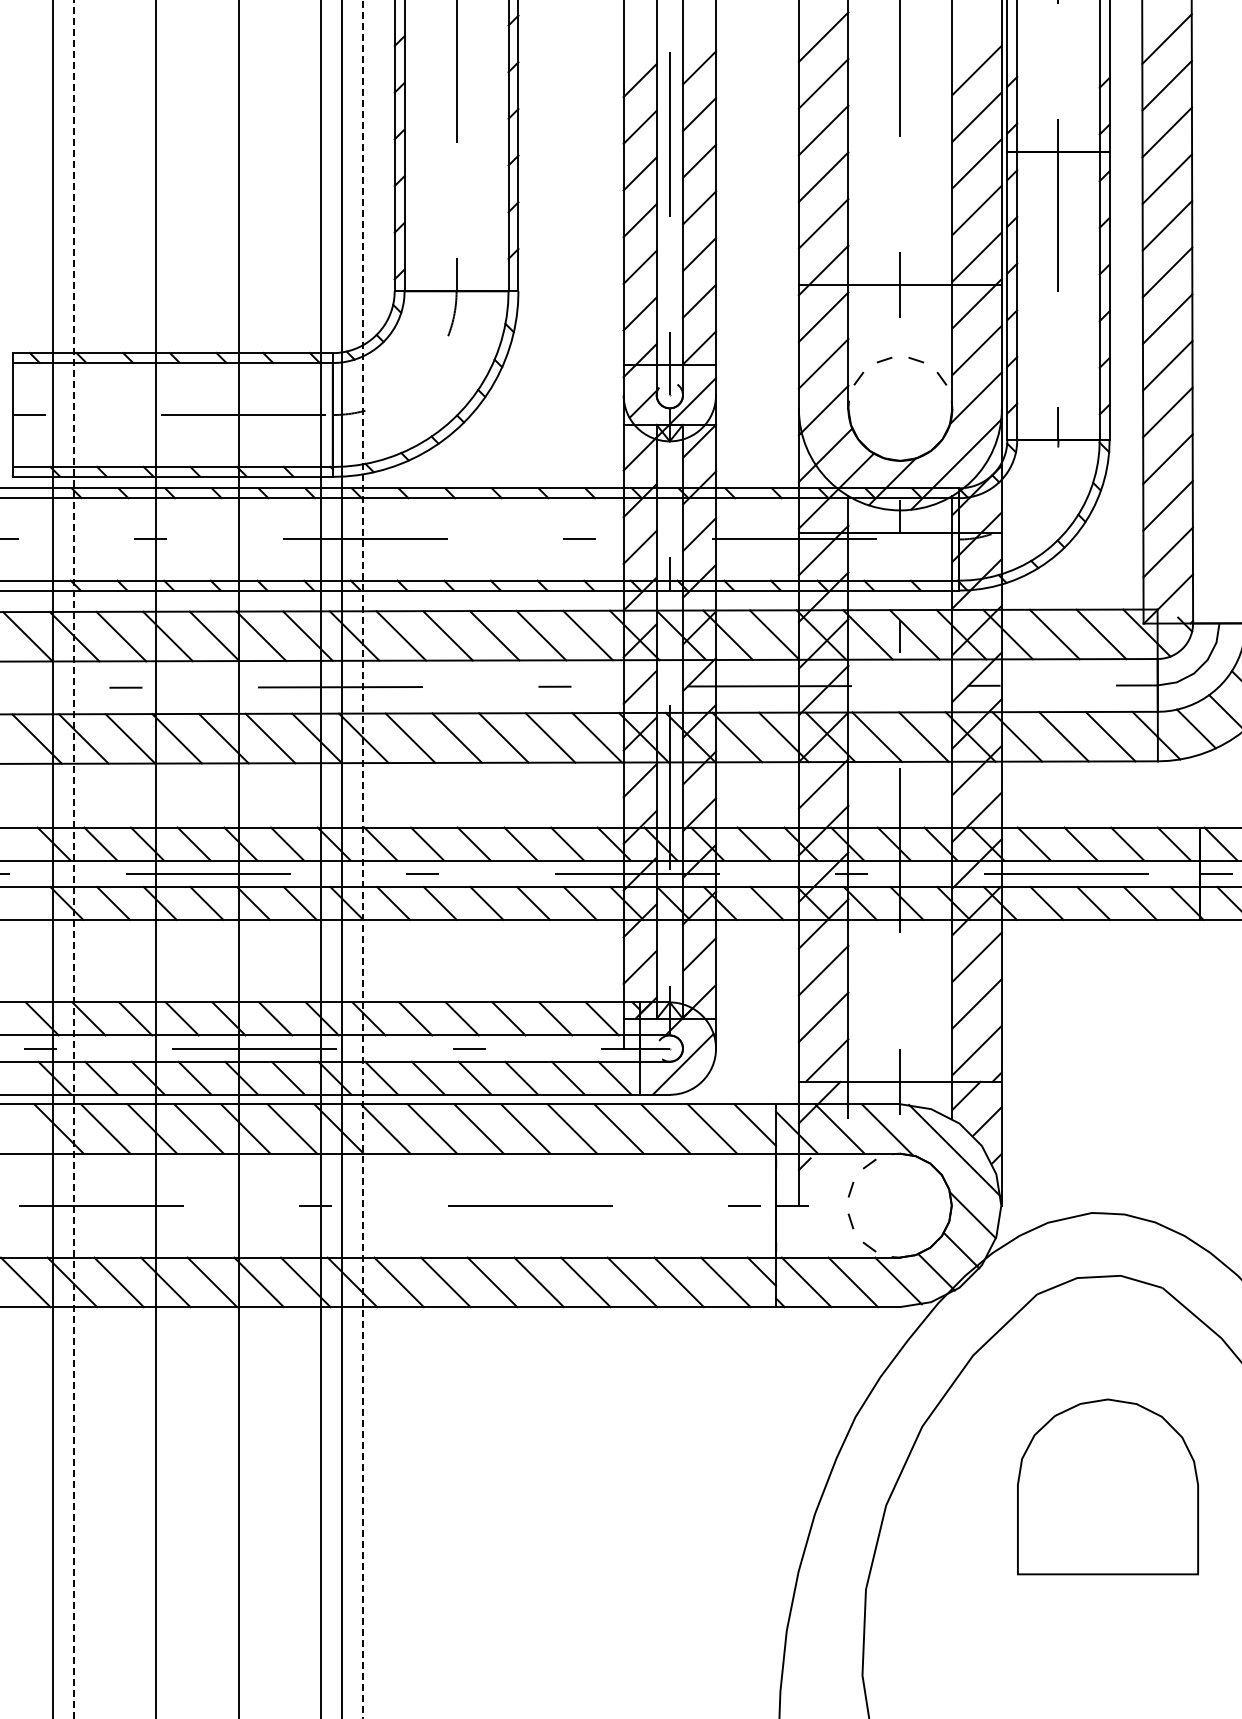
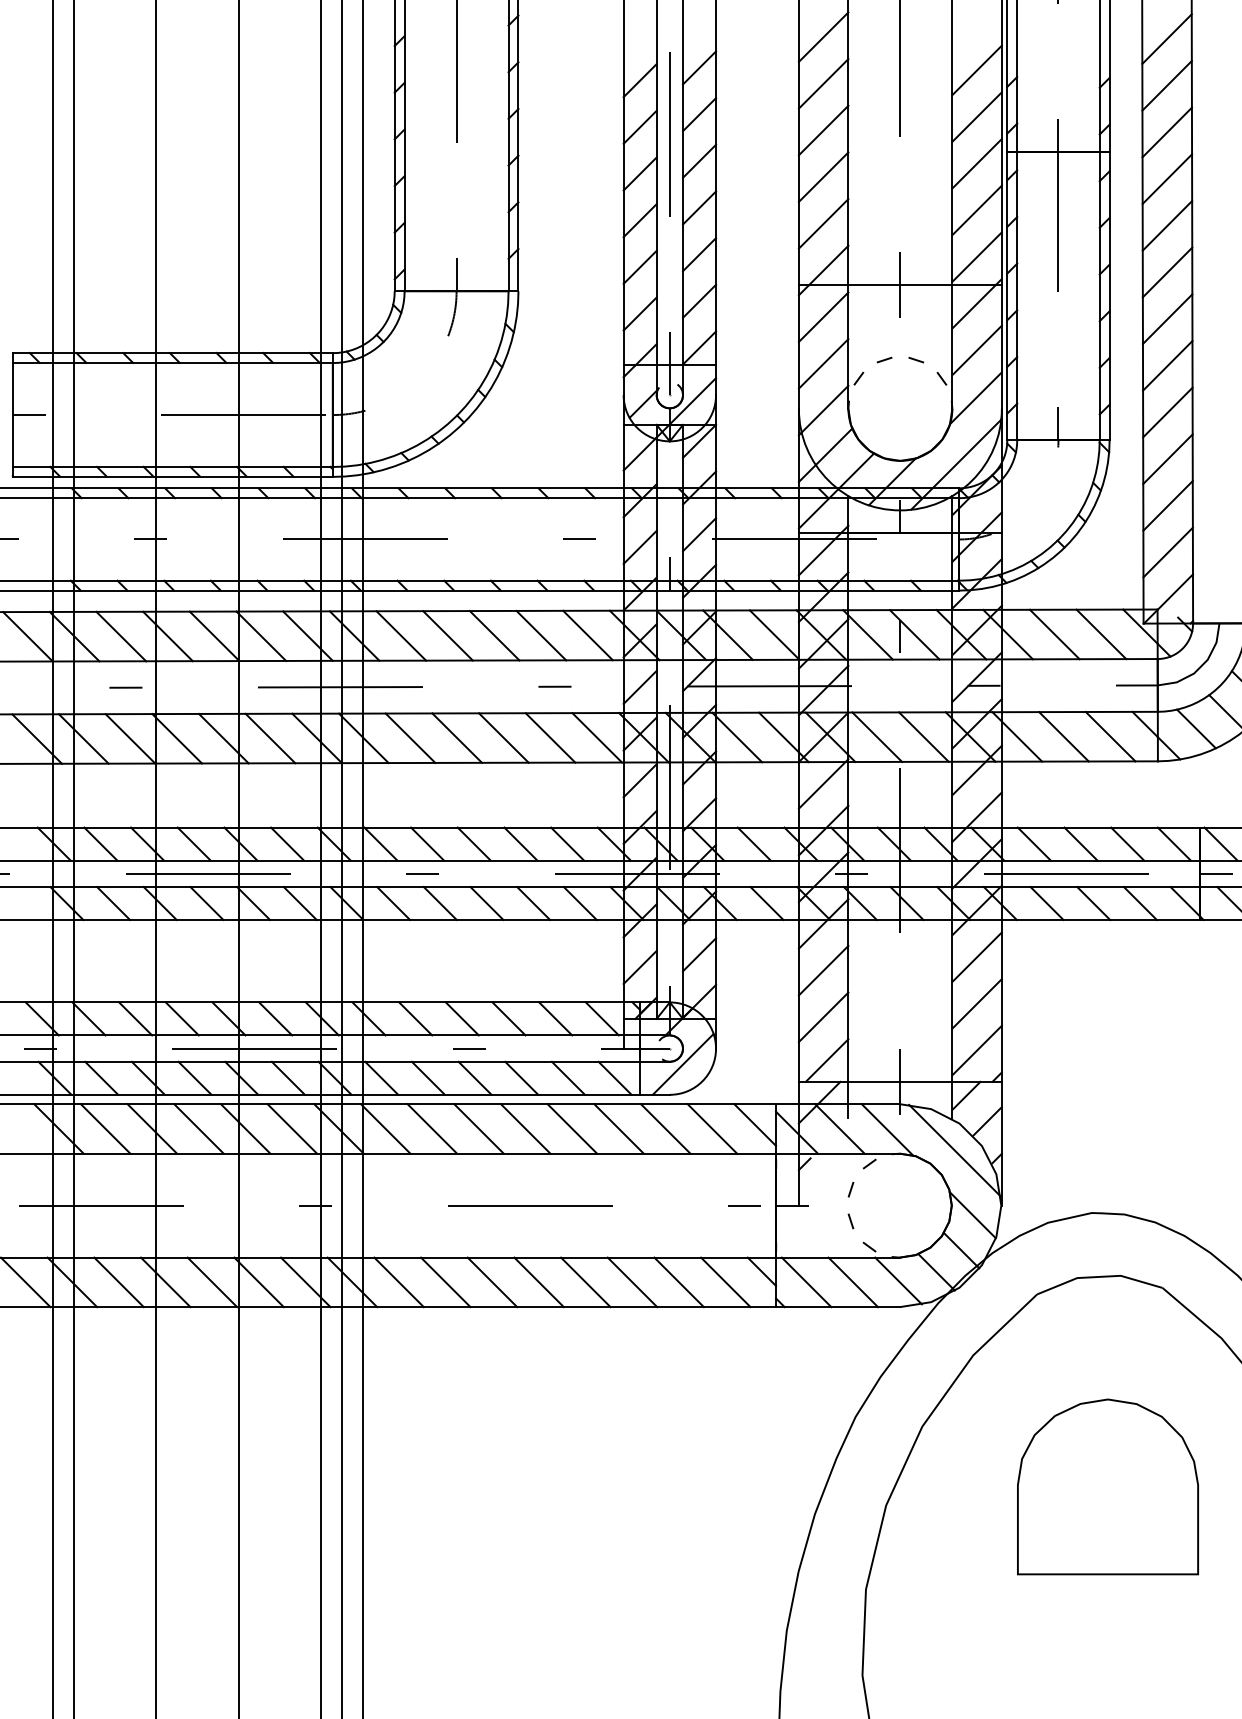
line: dashed -> solid (73, 859)
line: dashed -> solid (362, 859)
